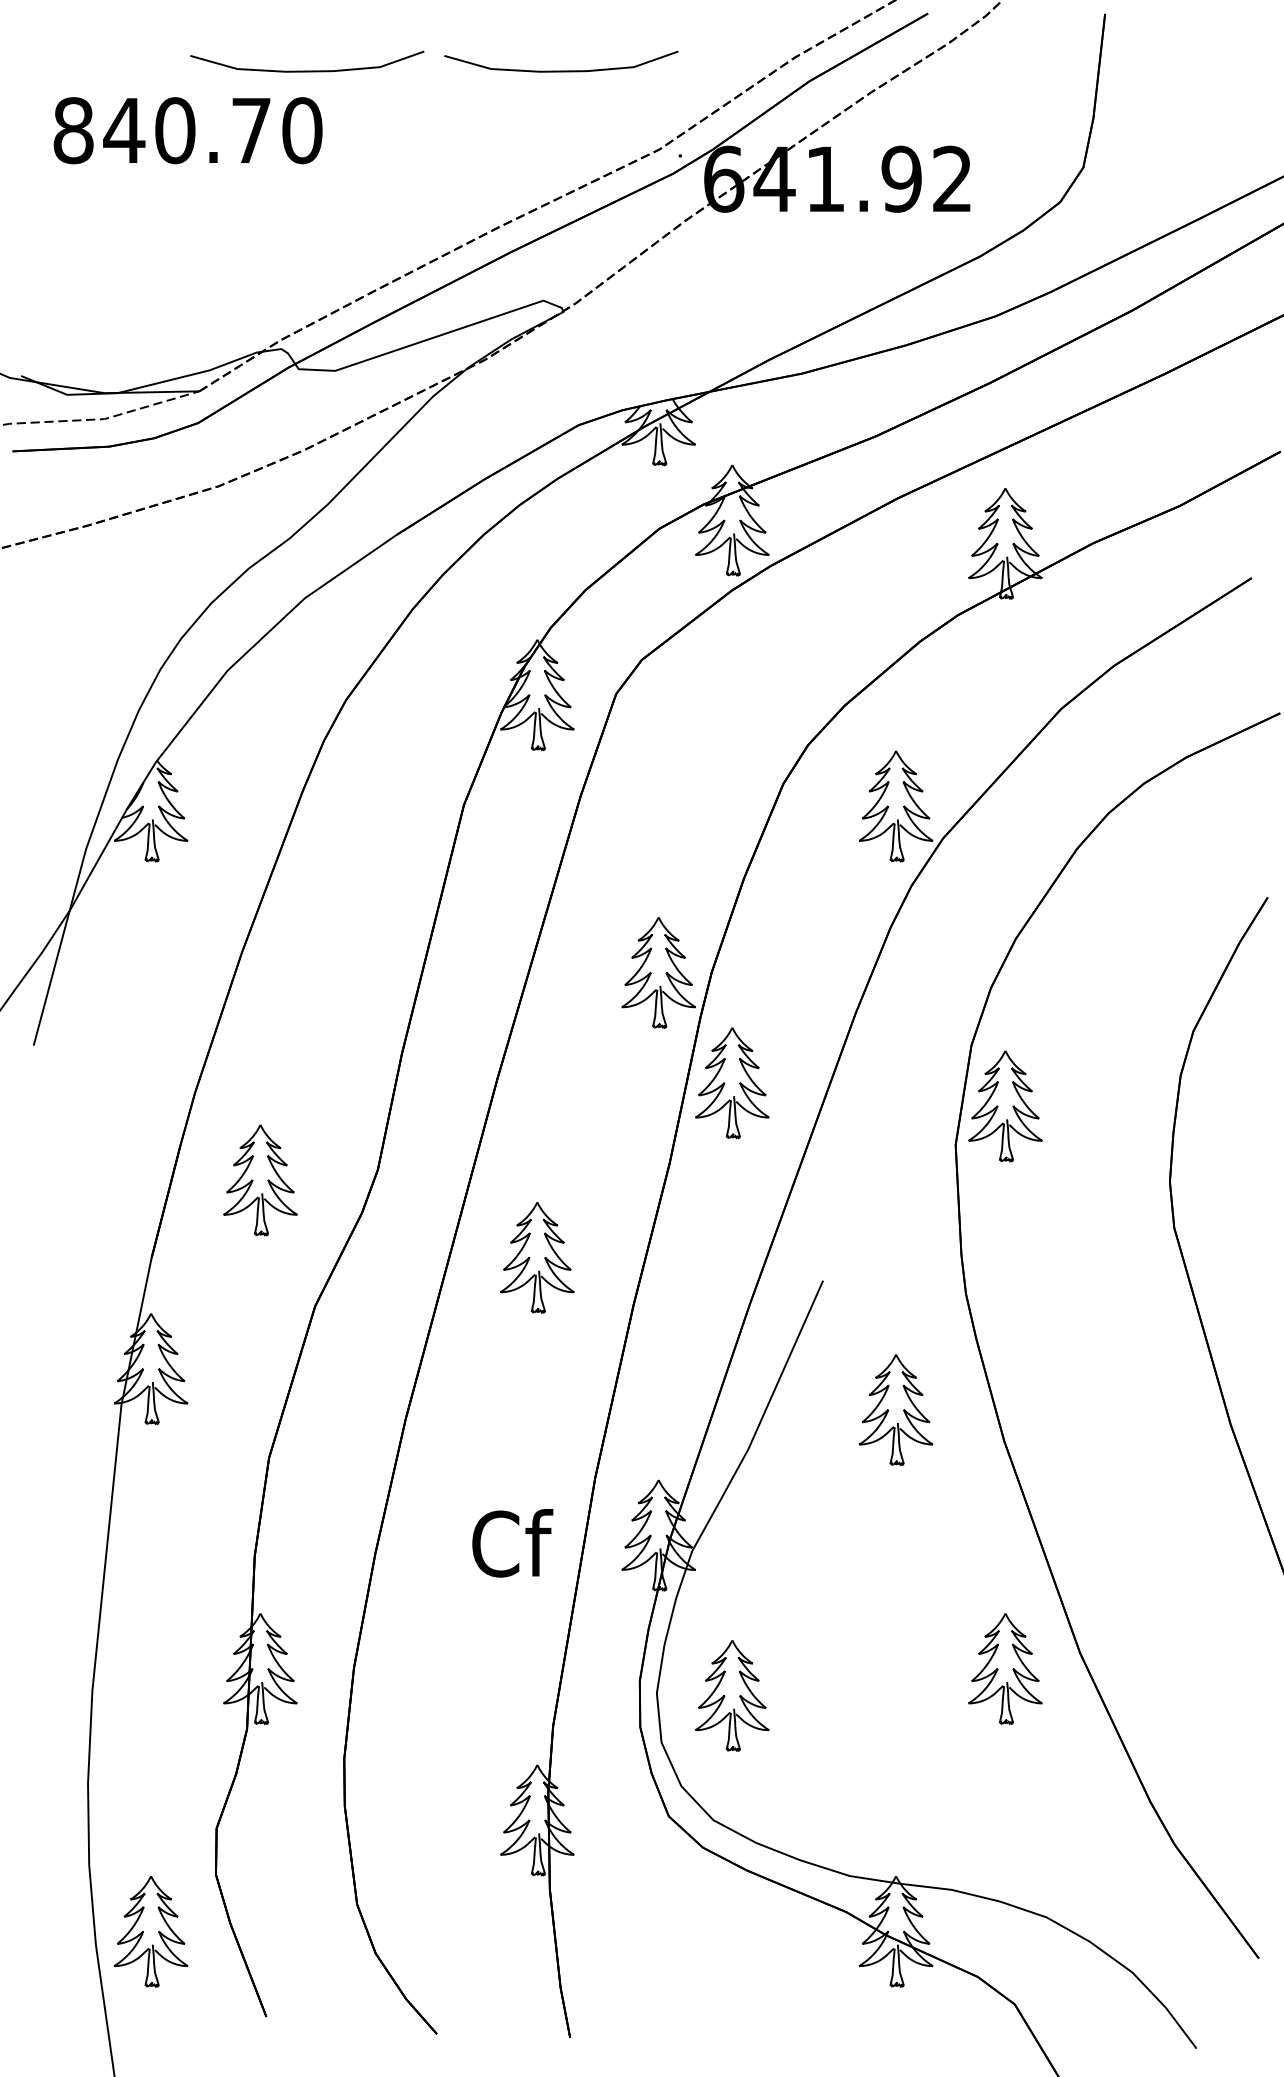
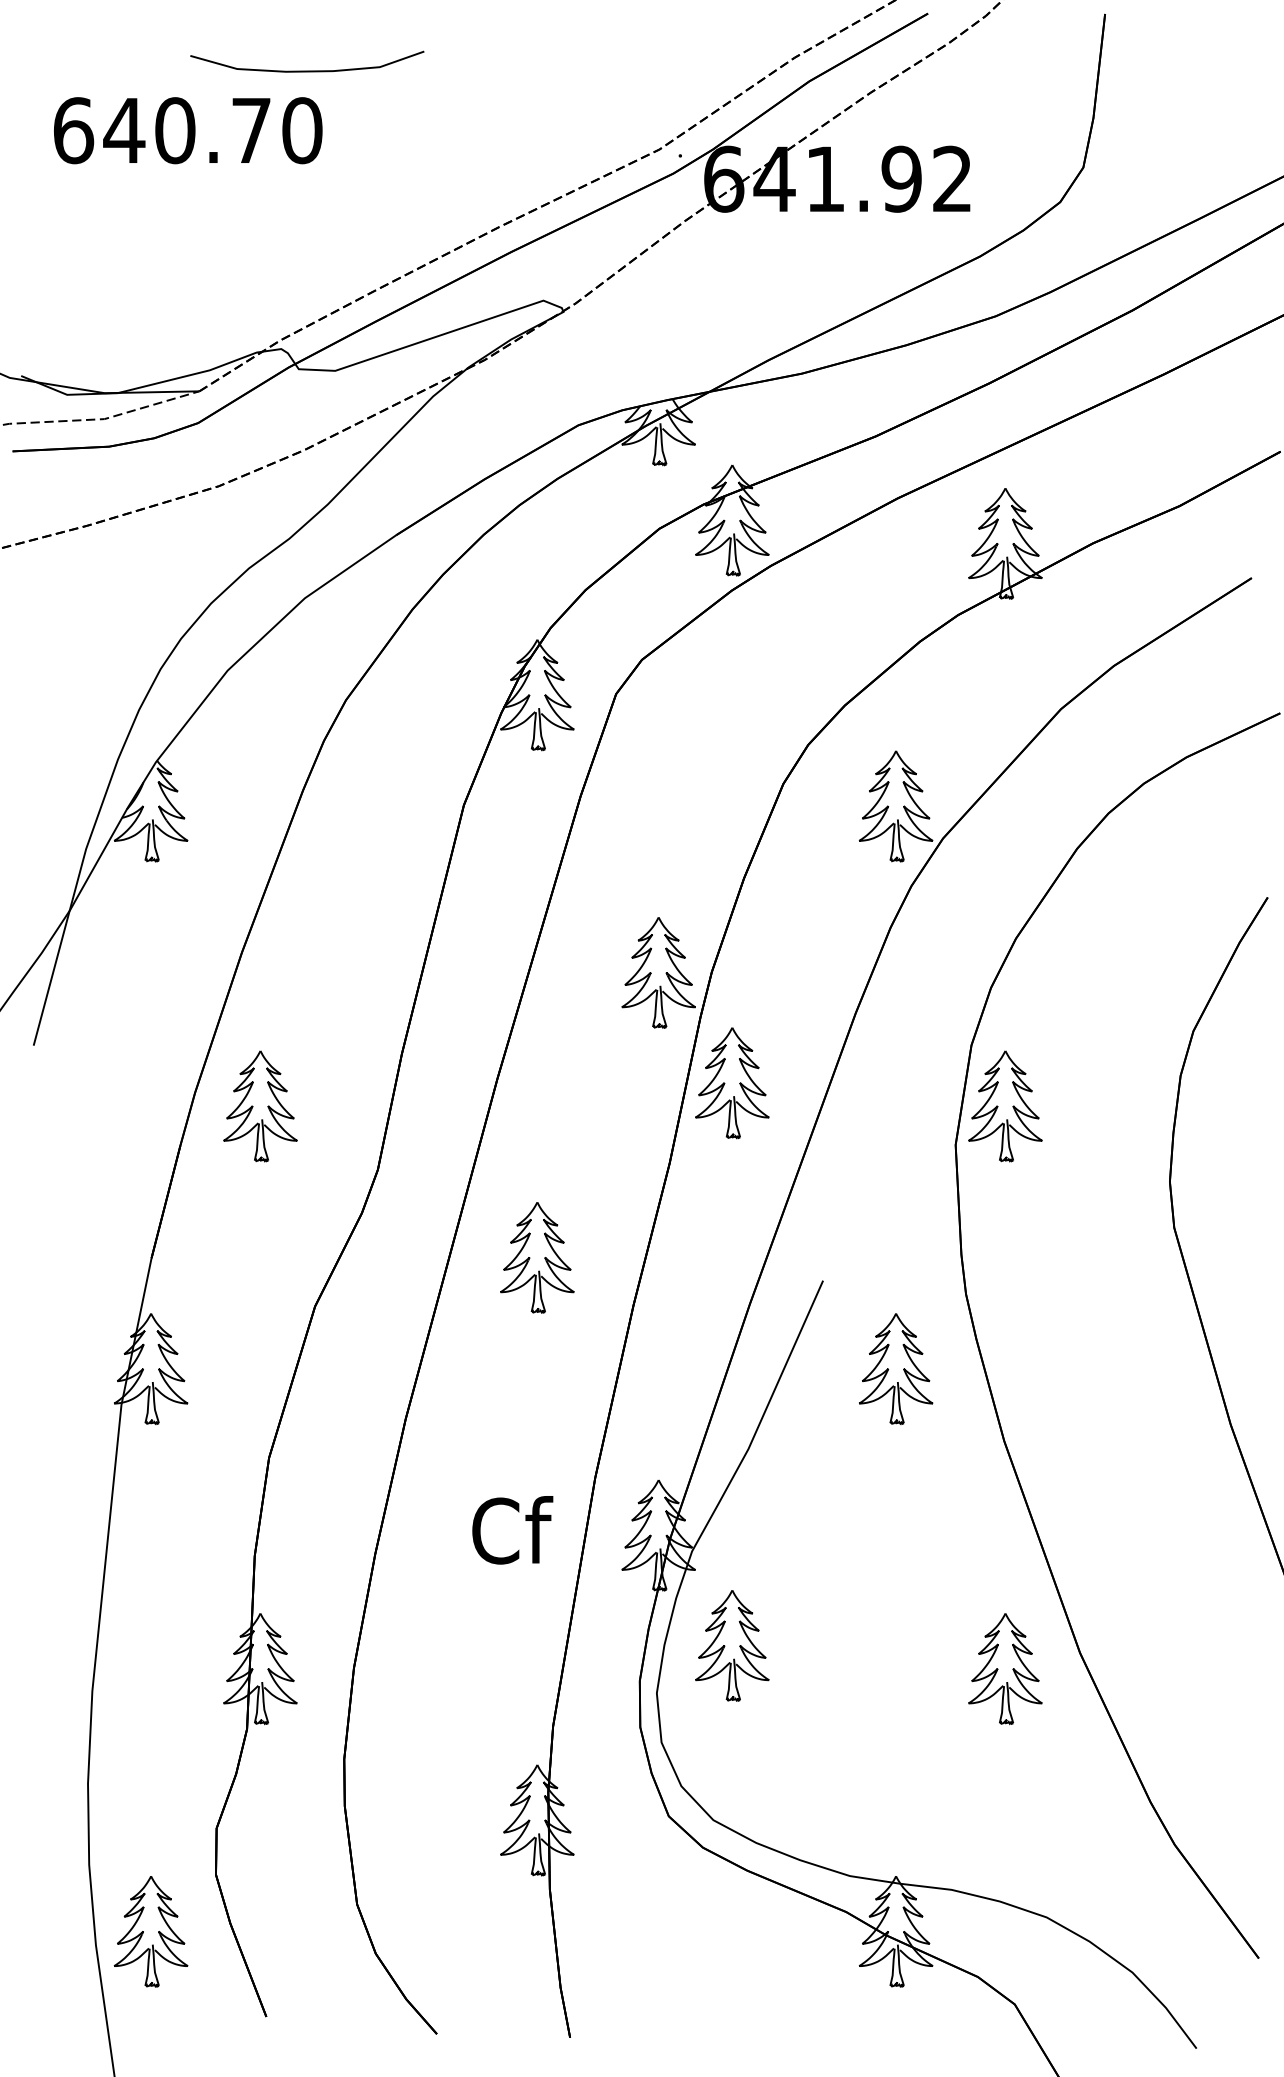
curve: present -> none (561, 70)
text: 840.70 -> 640.70 (73, 130)
part position: (260, 1180) -> (260, 1106) (260, 1106)
part position: (896, 1409) -> (896, 1368) (896, 1368)
text position: (512, 1543) -> (512, 1530) (512, 1530)
part position: (732, 1695) -> (732, 1645) (732, 1645)
